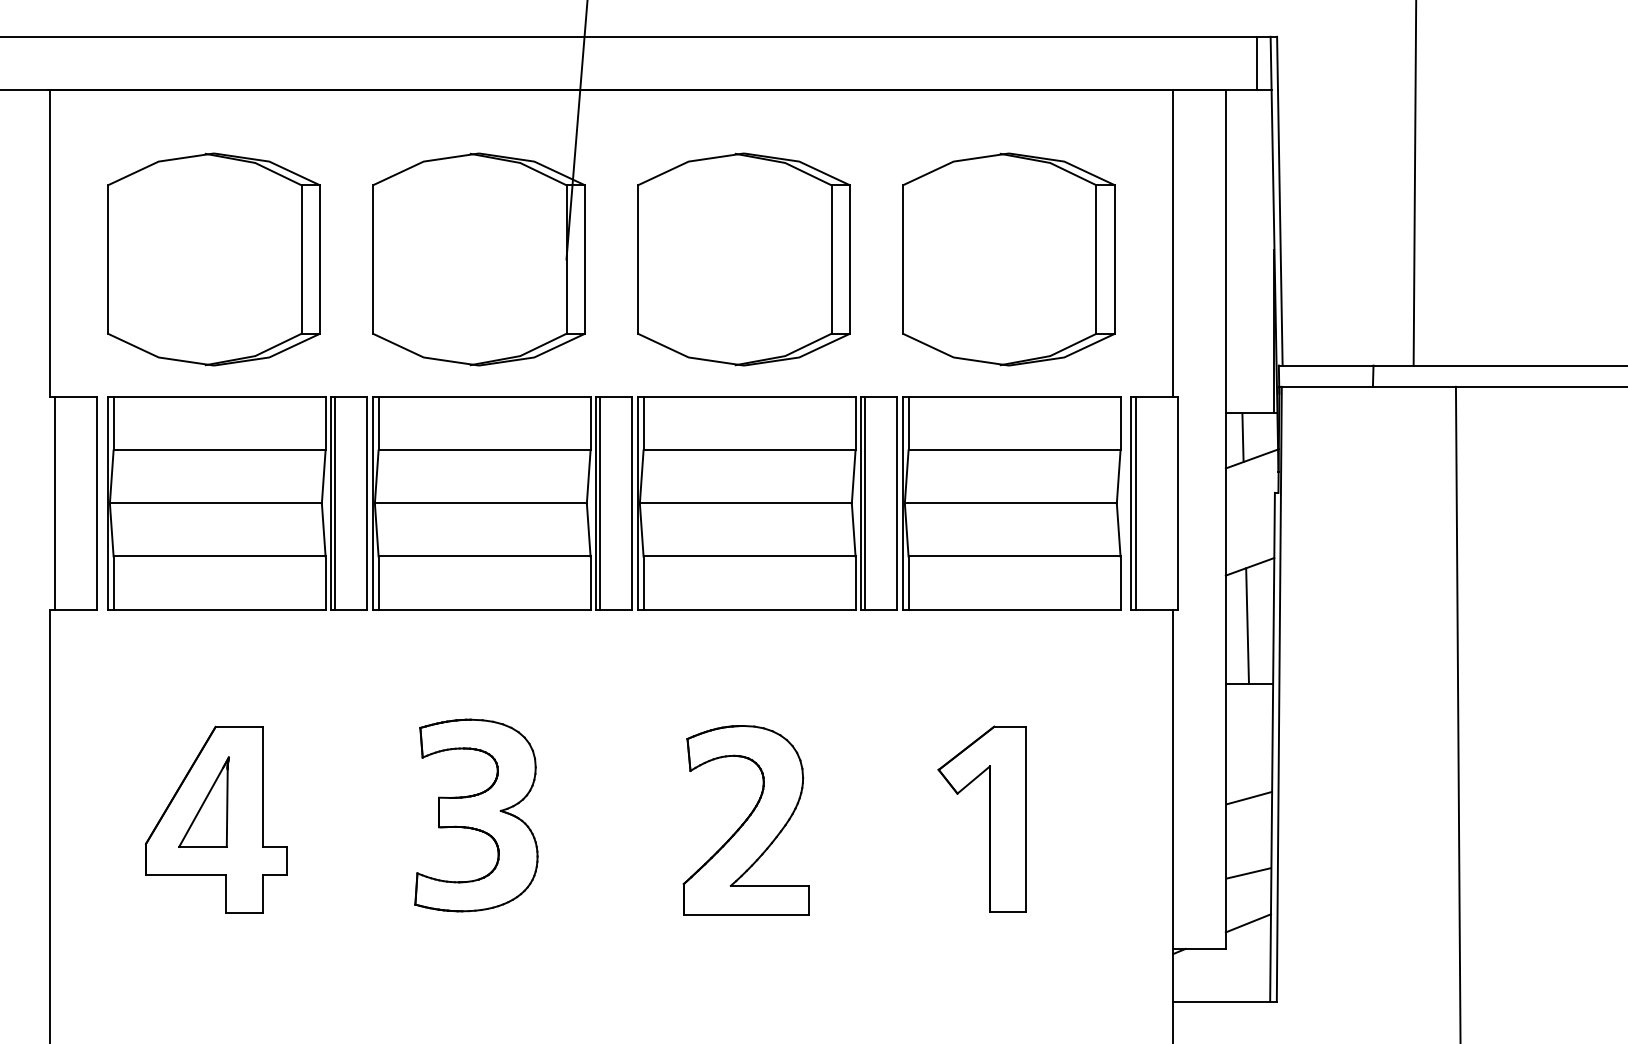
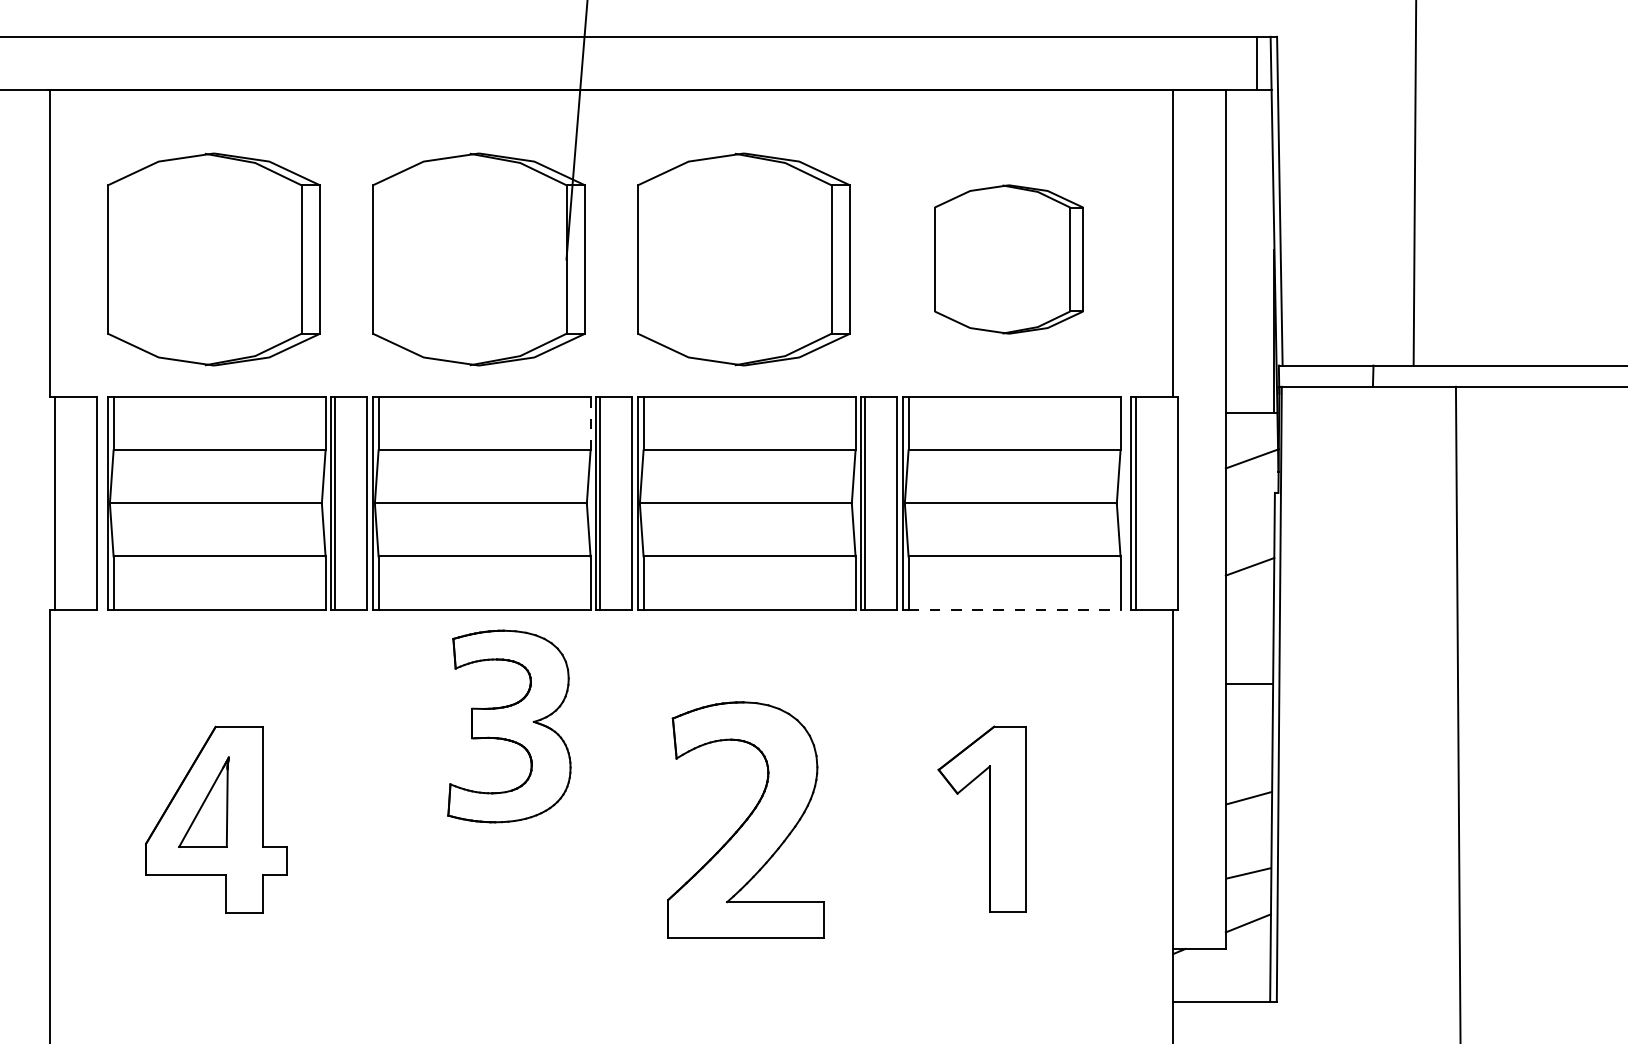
part size: 214x215 px -> 150x151 px (1008, 259)
line: solid -> dashed (590, 423)
line: present -> none (1242, 437)
line: solid -> dashed (1014, 609)
line: present -> none (1247, 625)
part position: (476, 815) -> (509, 726) (509, 726)
part size: 128x191 px -> 158x238 px (745, 819)
